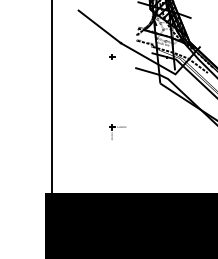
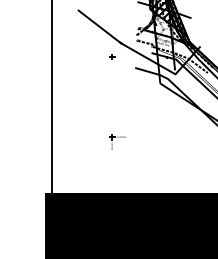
part position: (117, 131) -> (117, 141) (117, 141)
